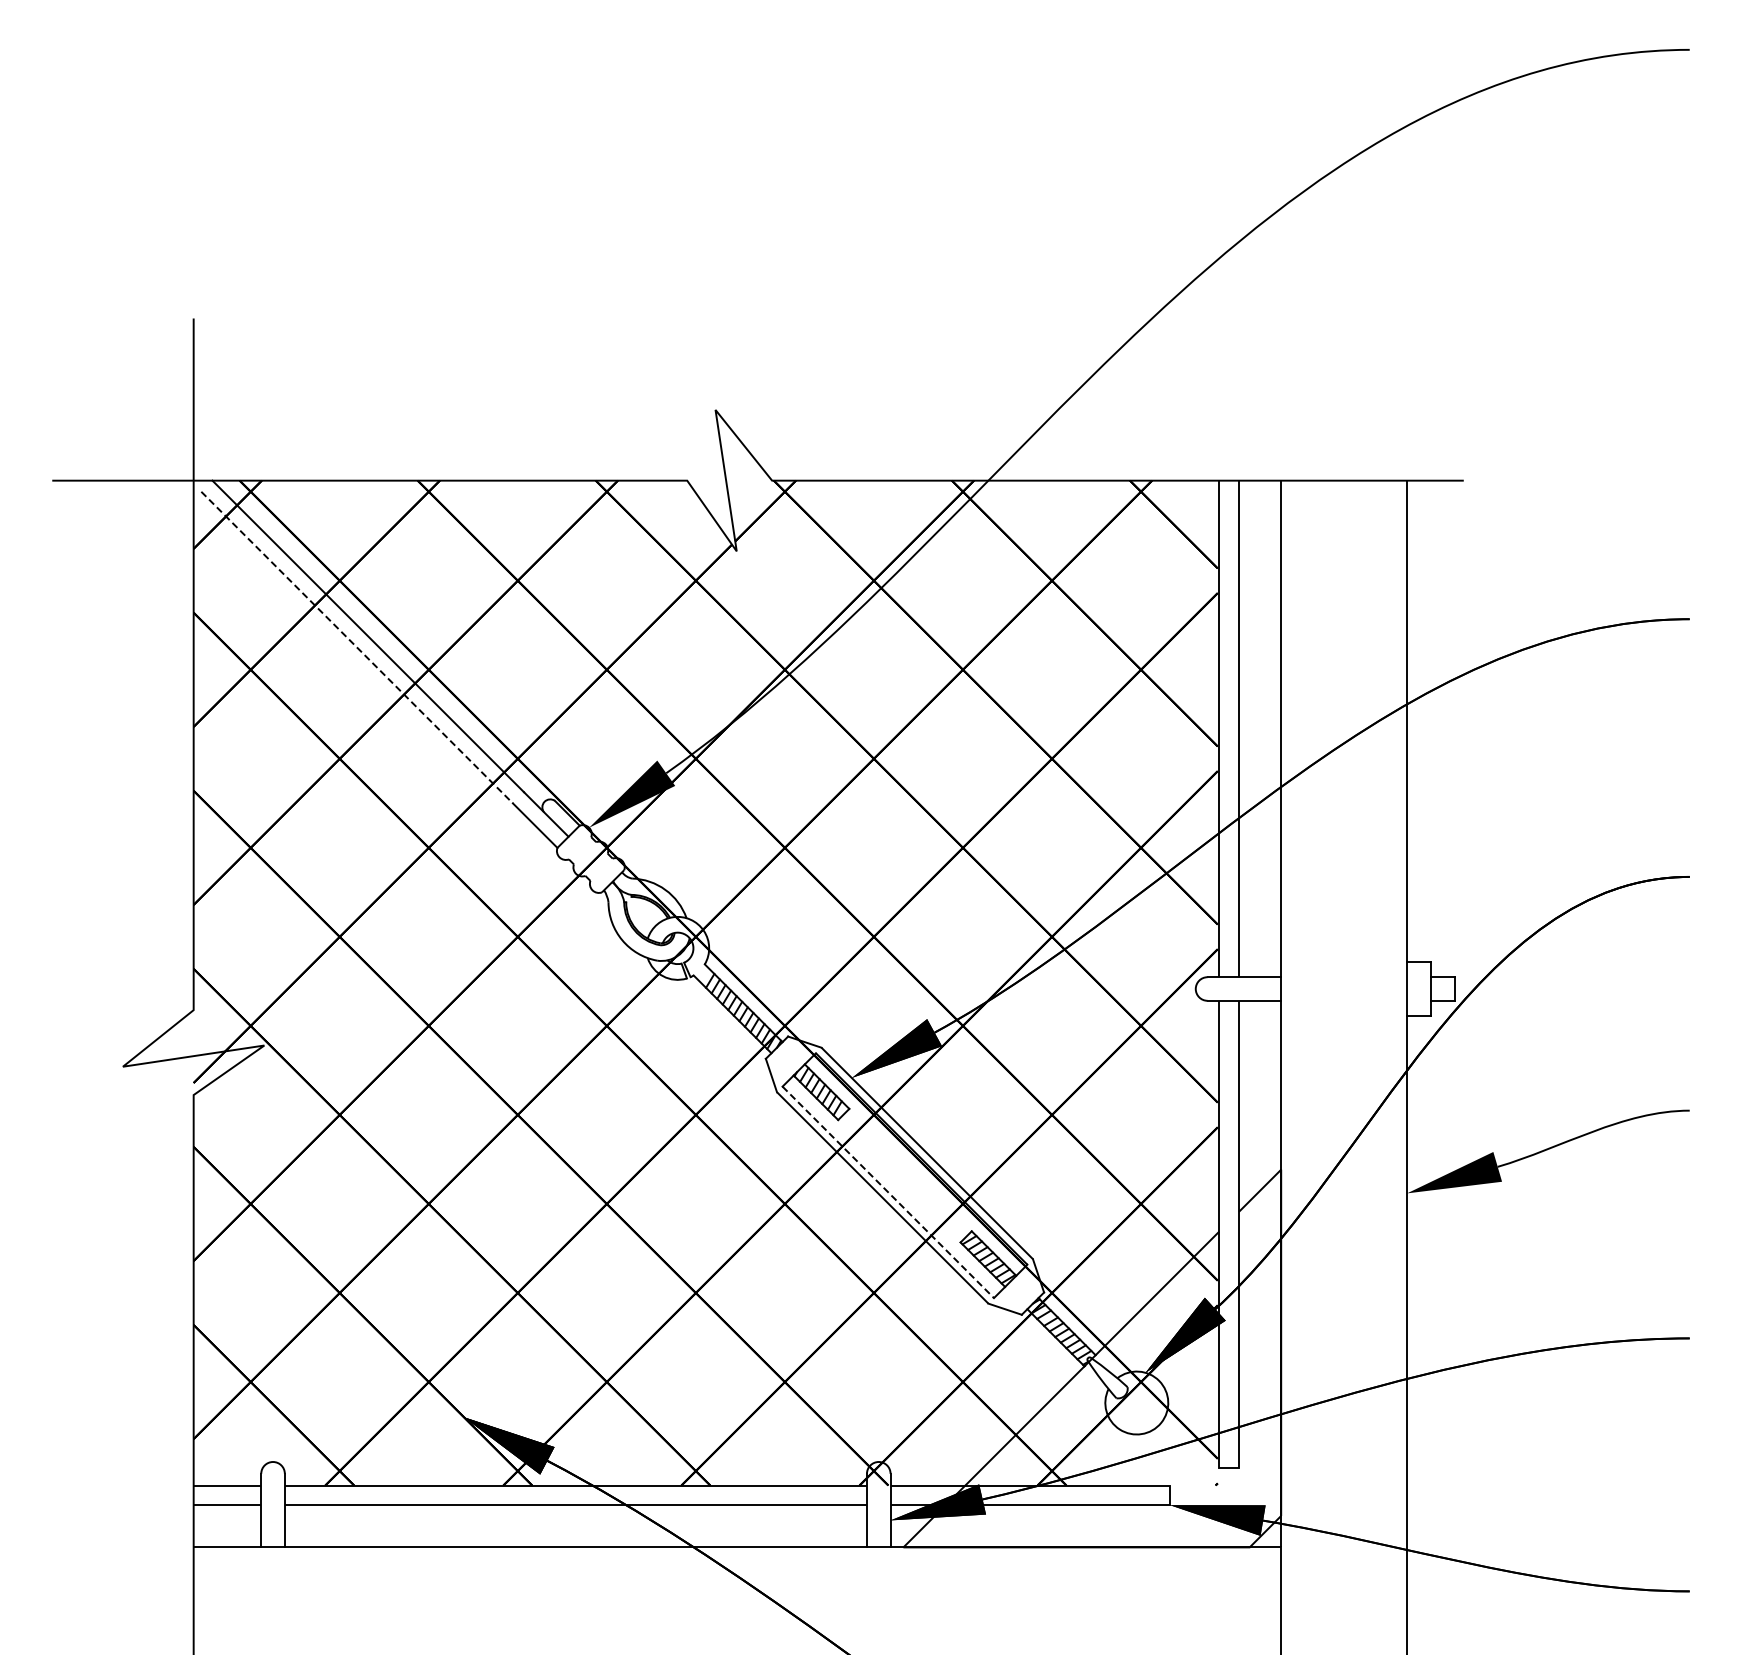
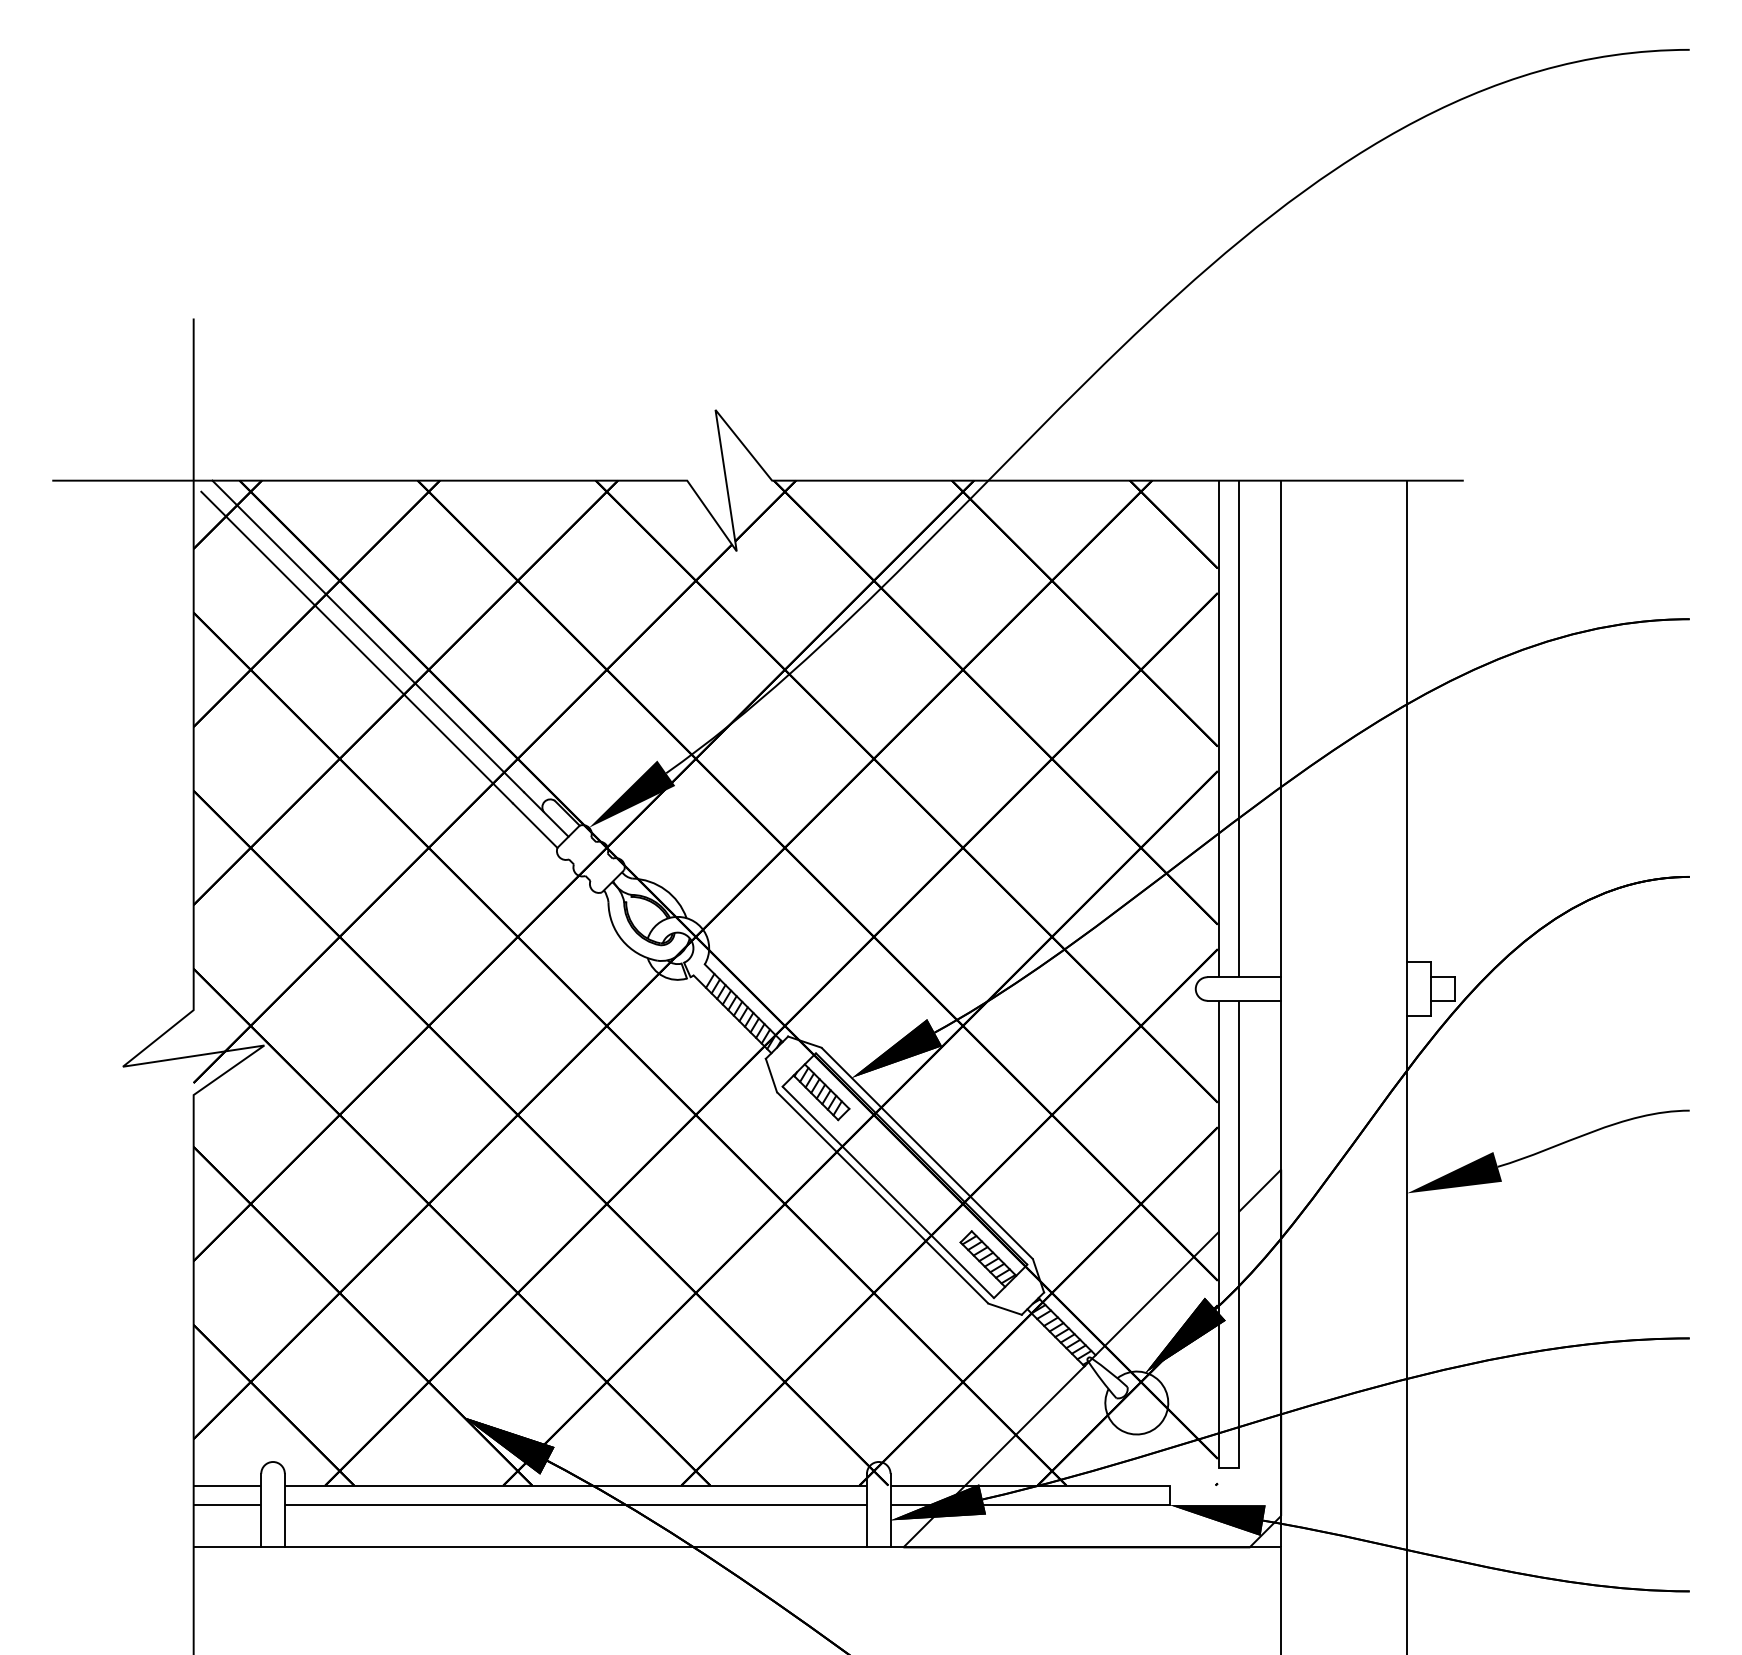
line: dashed -> solid (357, 647)
line: dashed -> solid (888, 1192)
